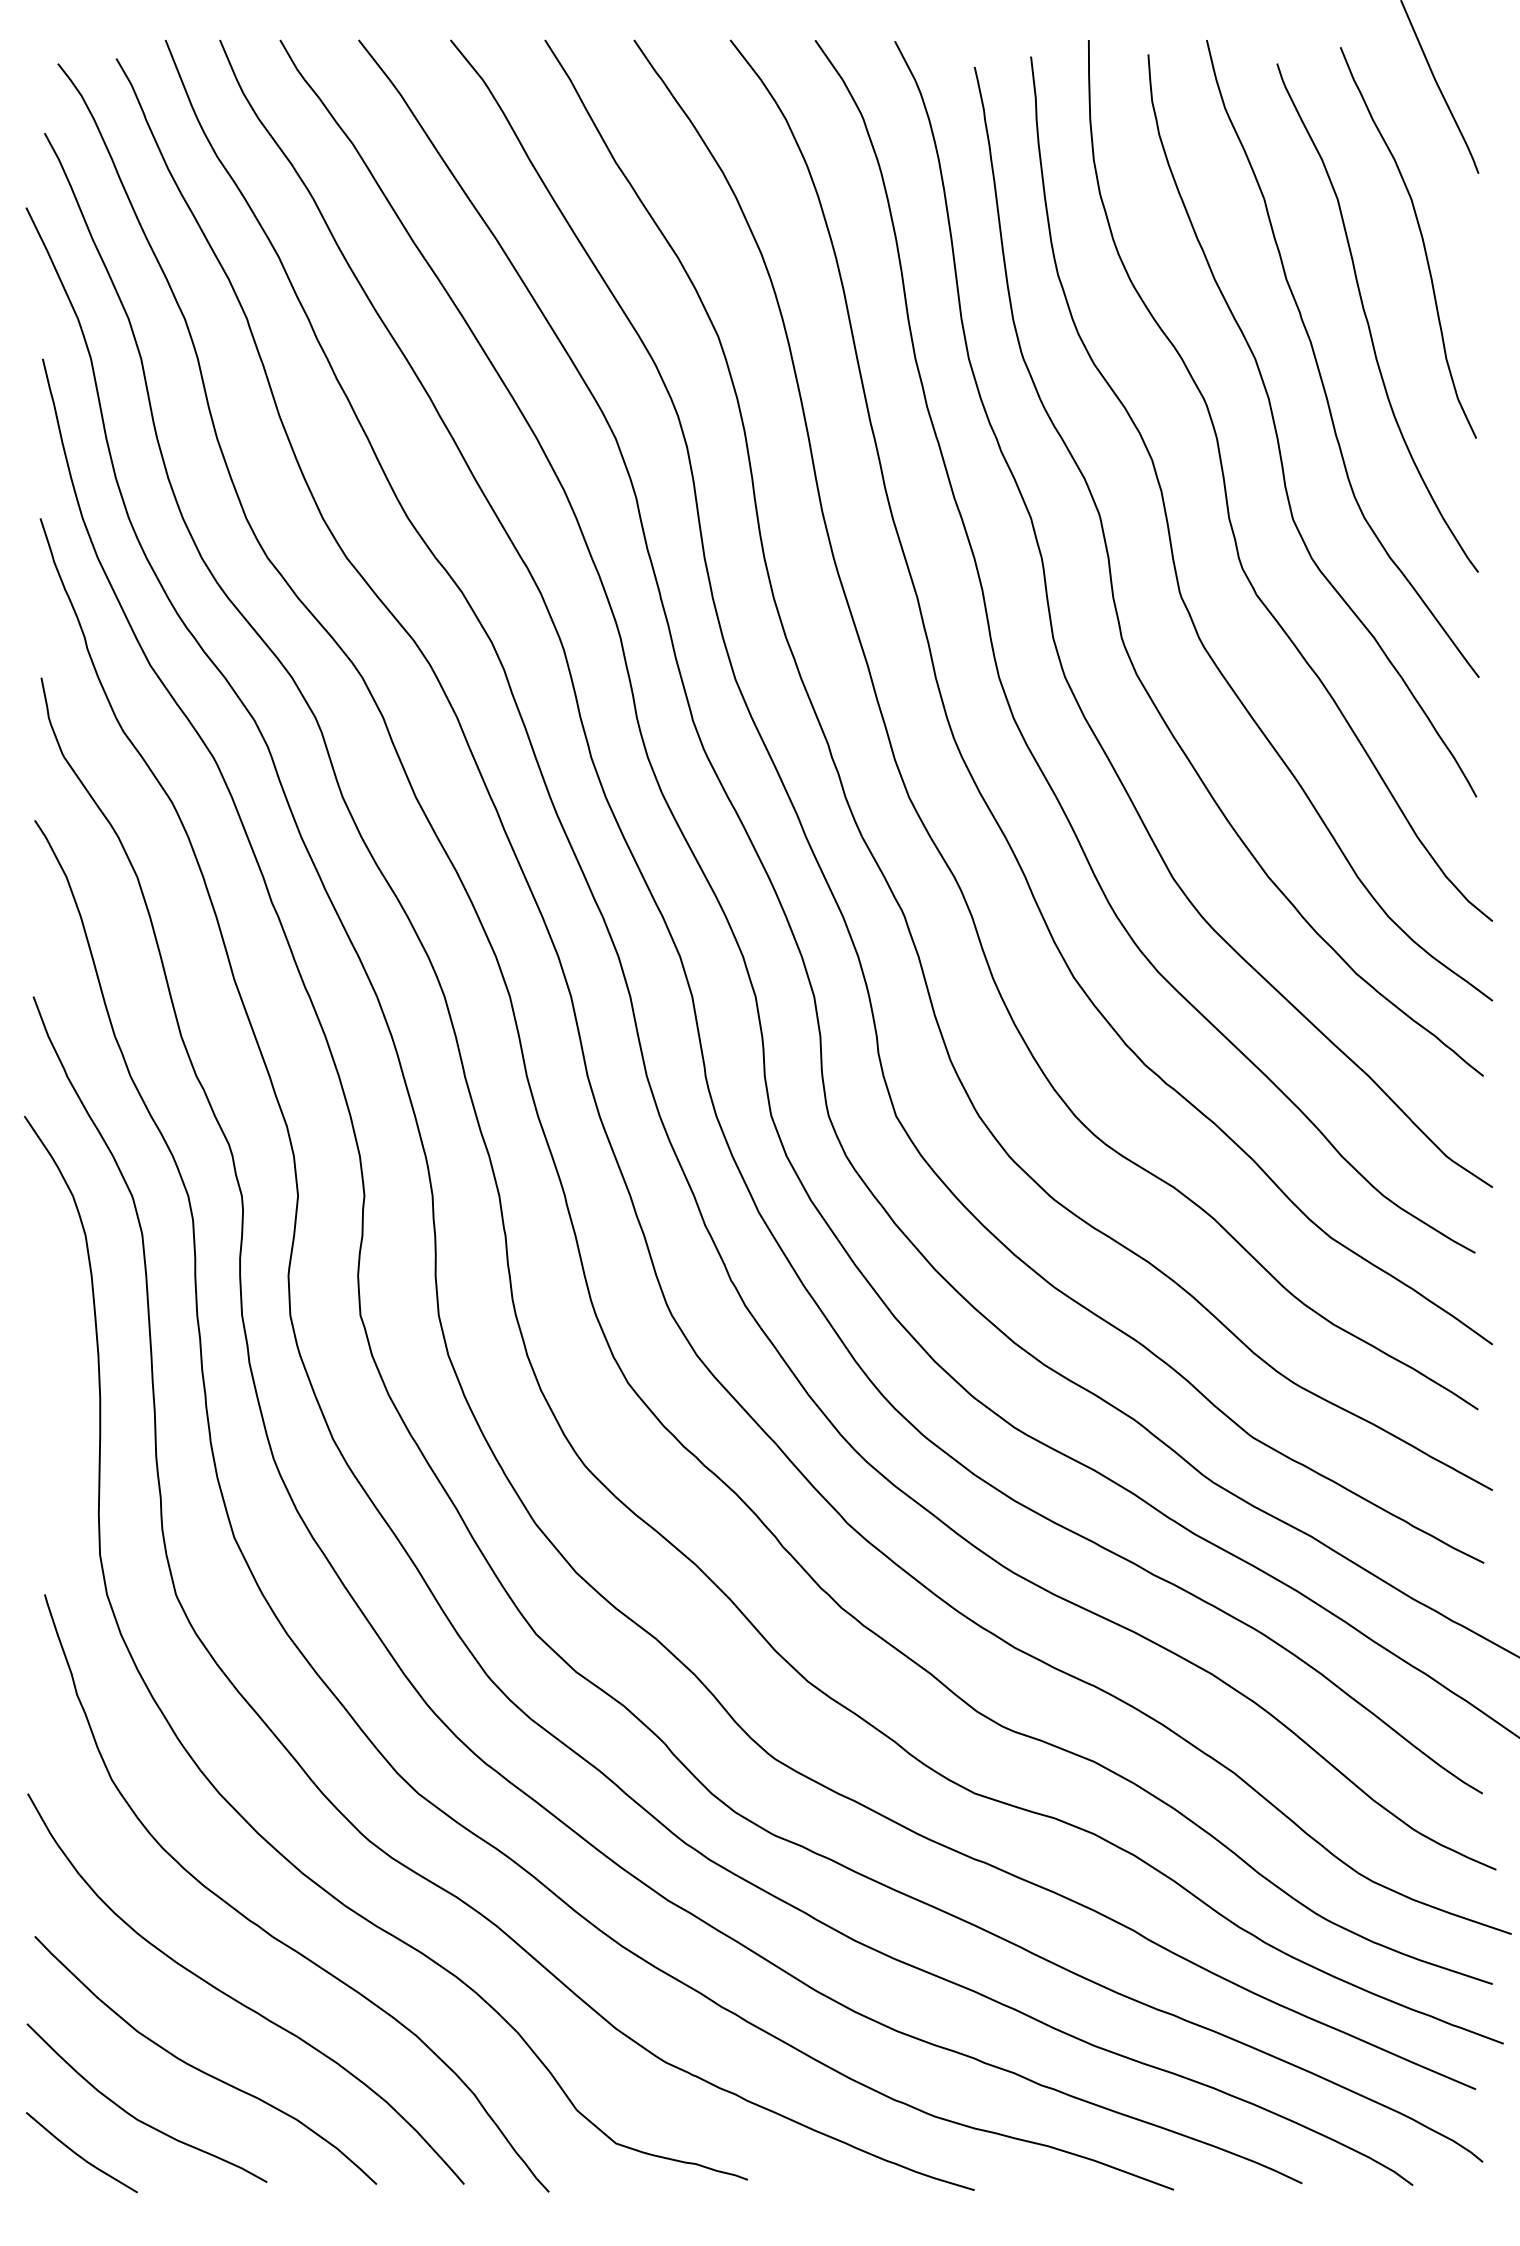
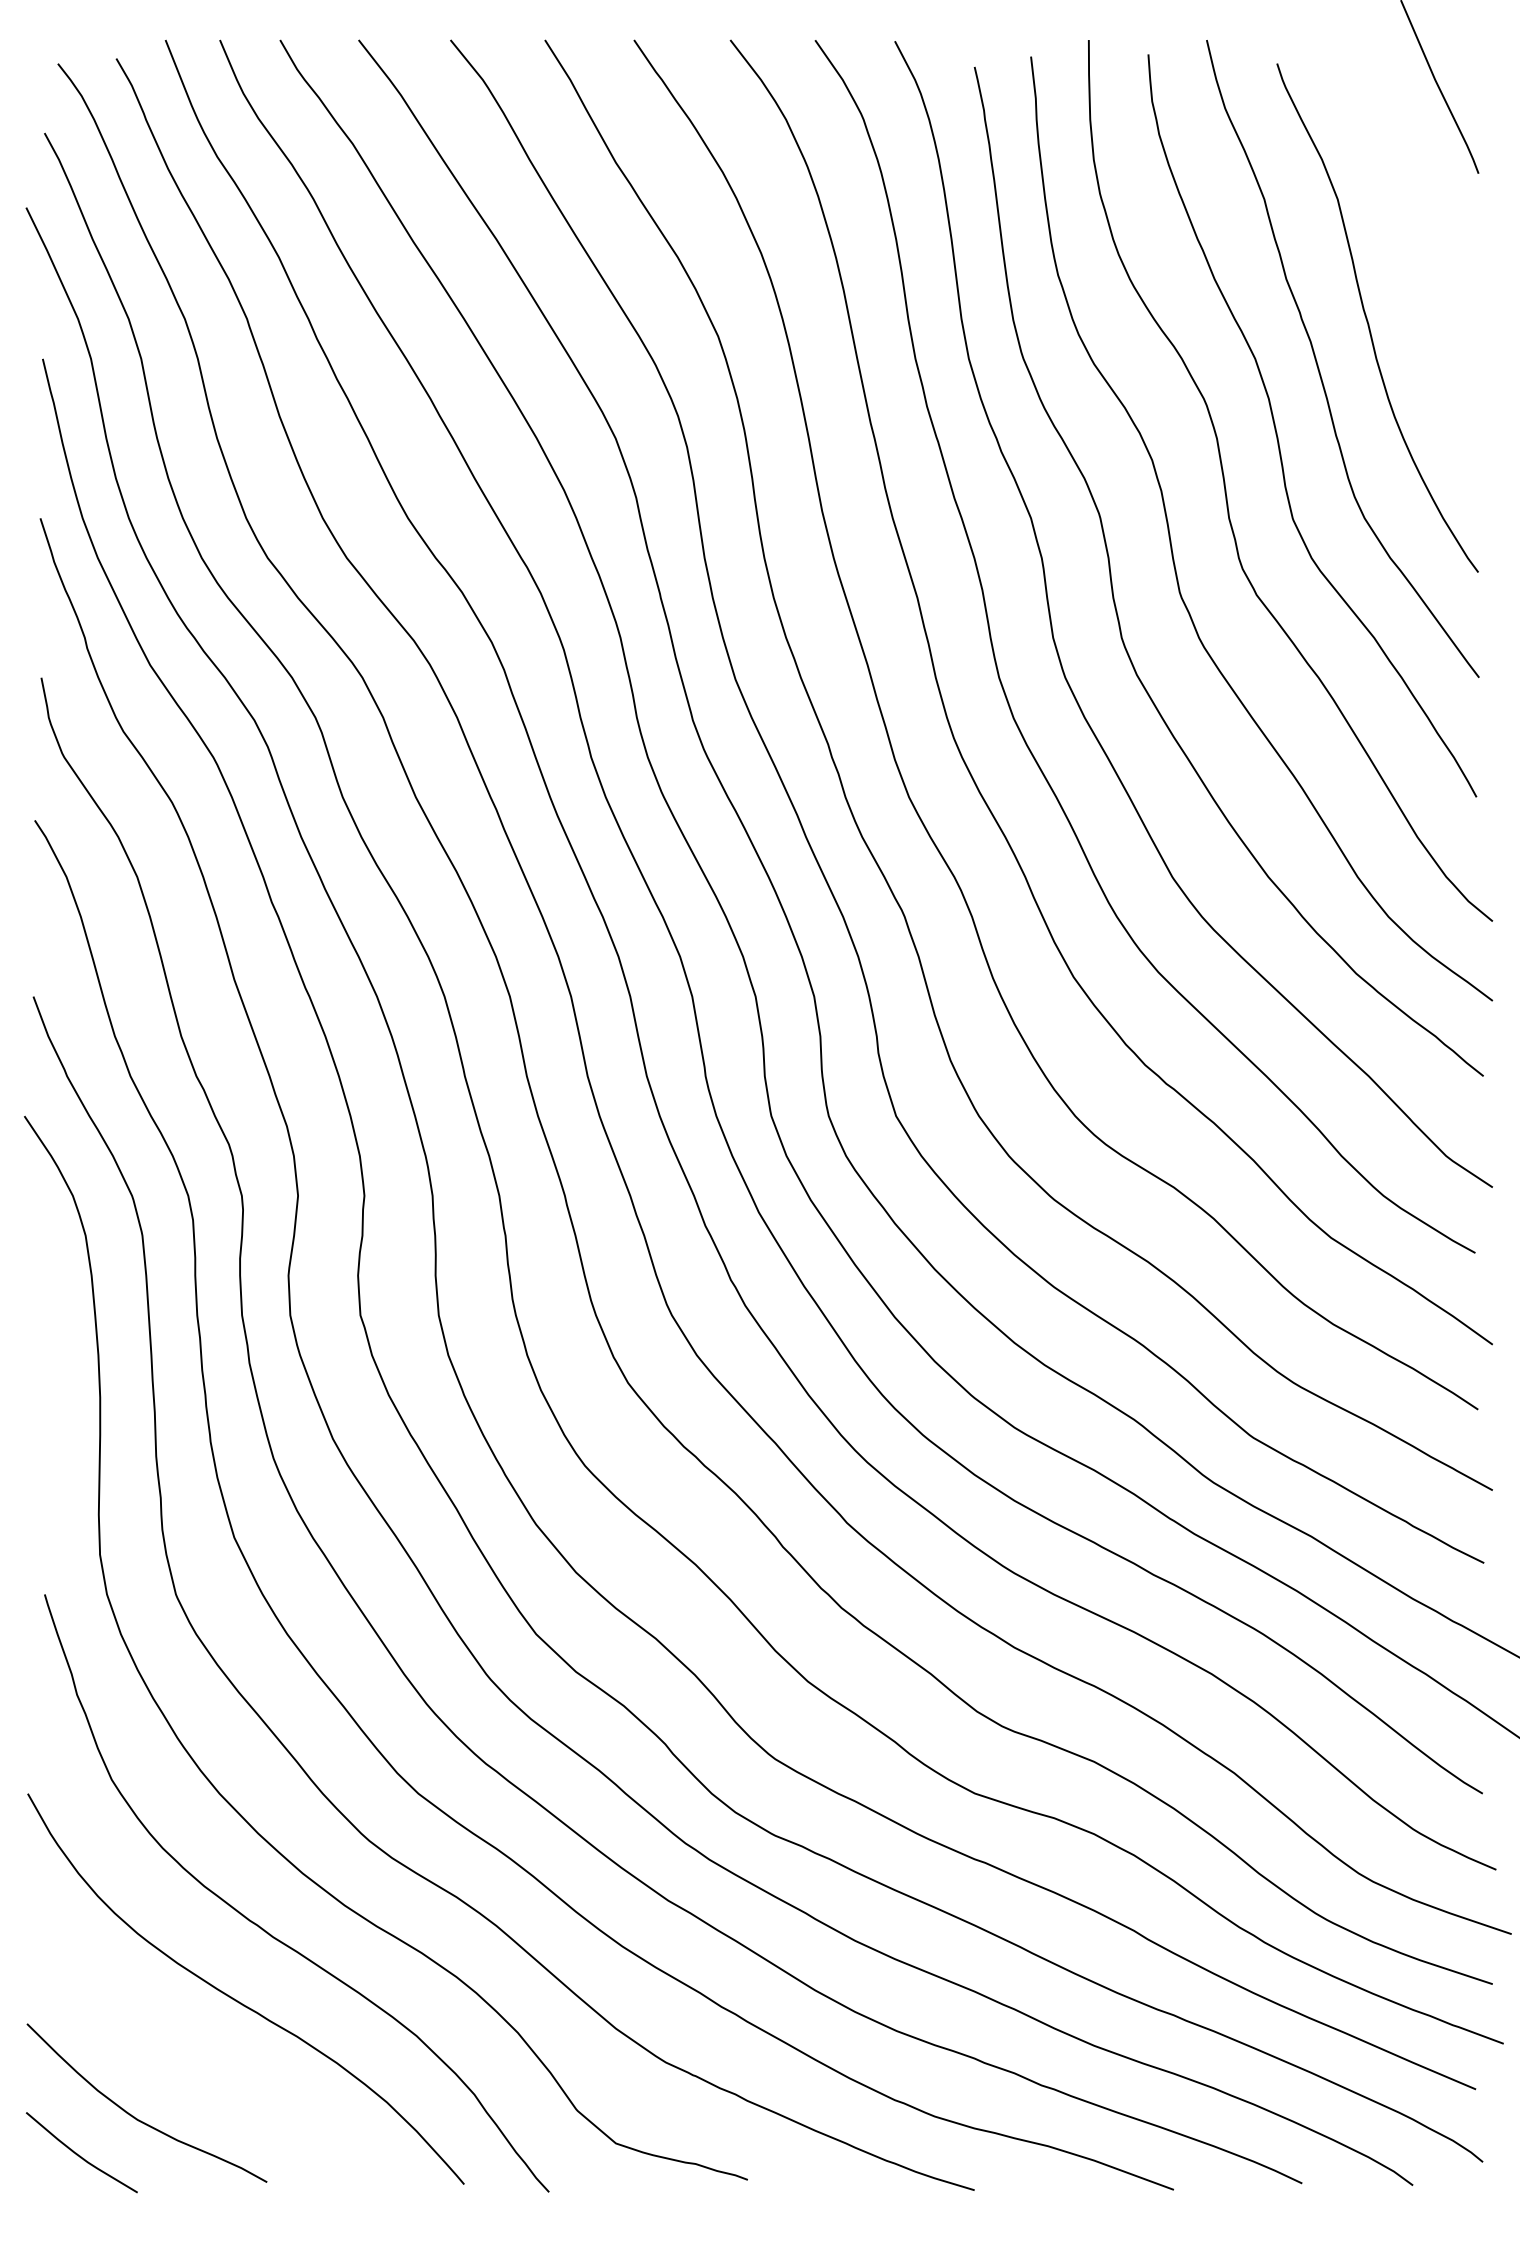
curve: present -> none (1421, 238)
curve: present -> none (200, 2069)
